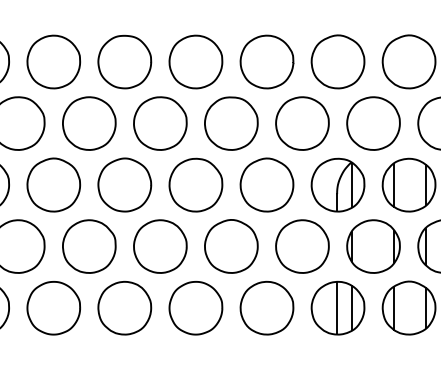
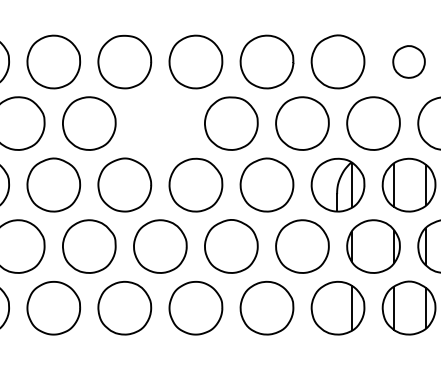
part size: 56x56 px -> 34x34 px (408, 61)
part: present -> none (160, 123)
line: present -> none (337, 308)
